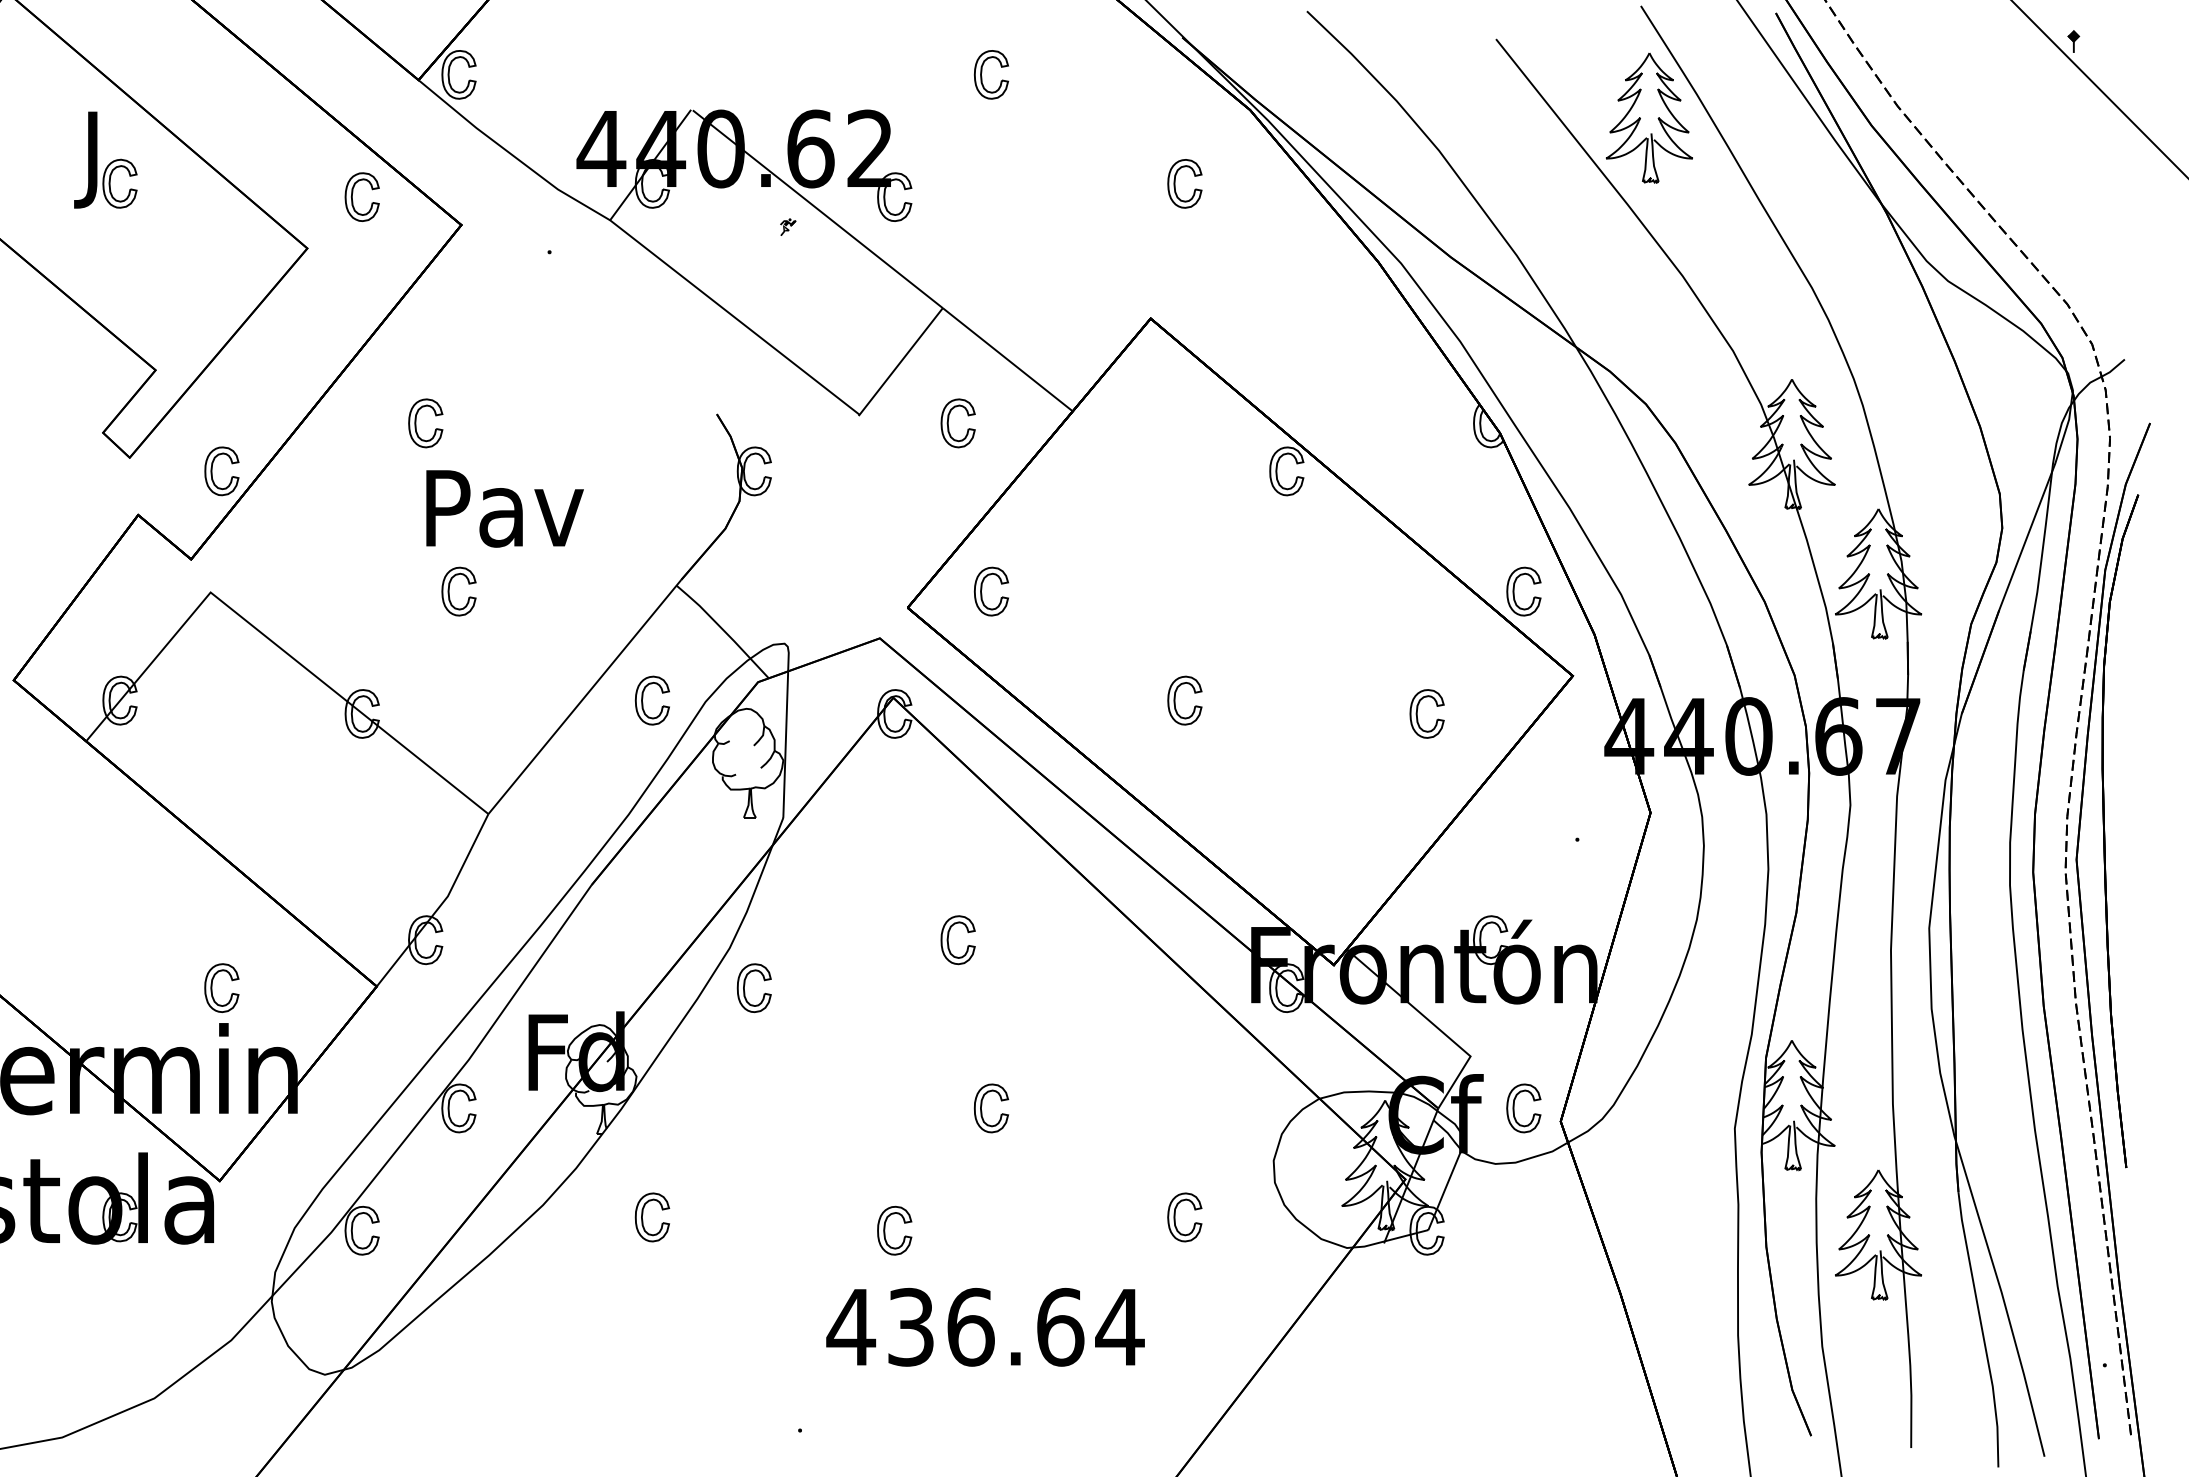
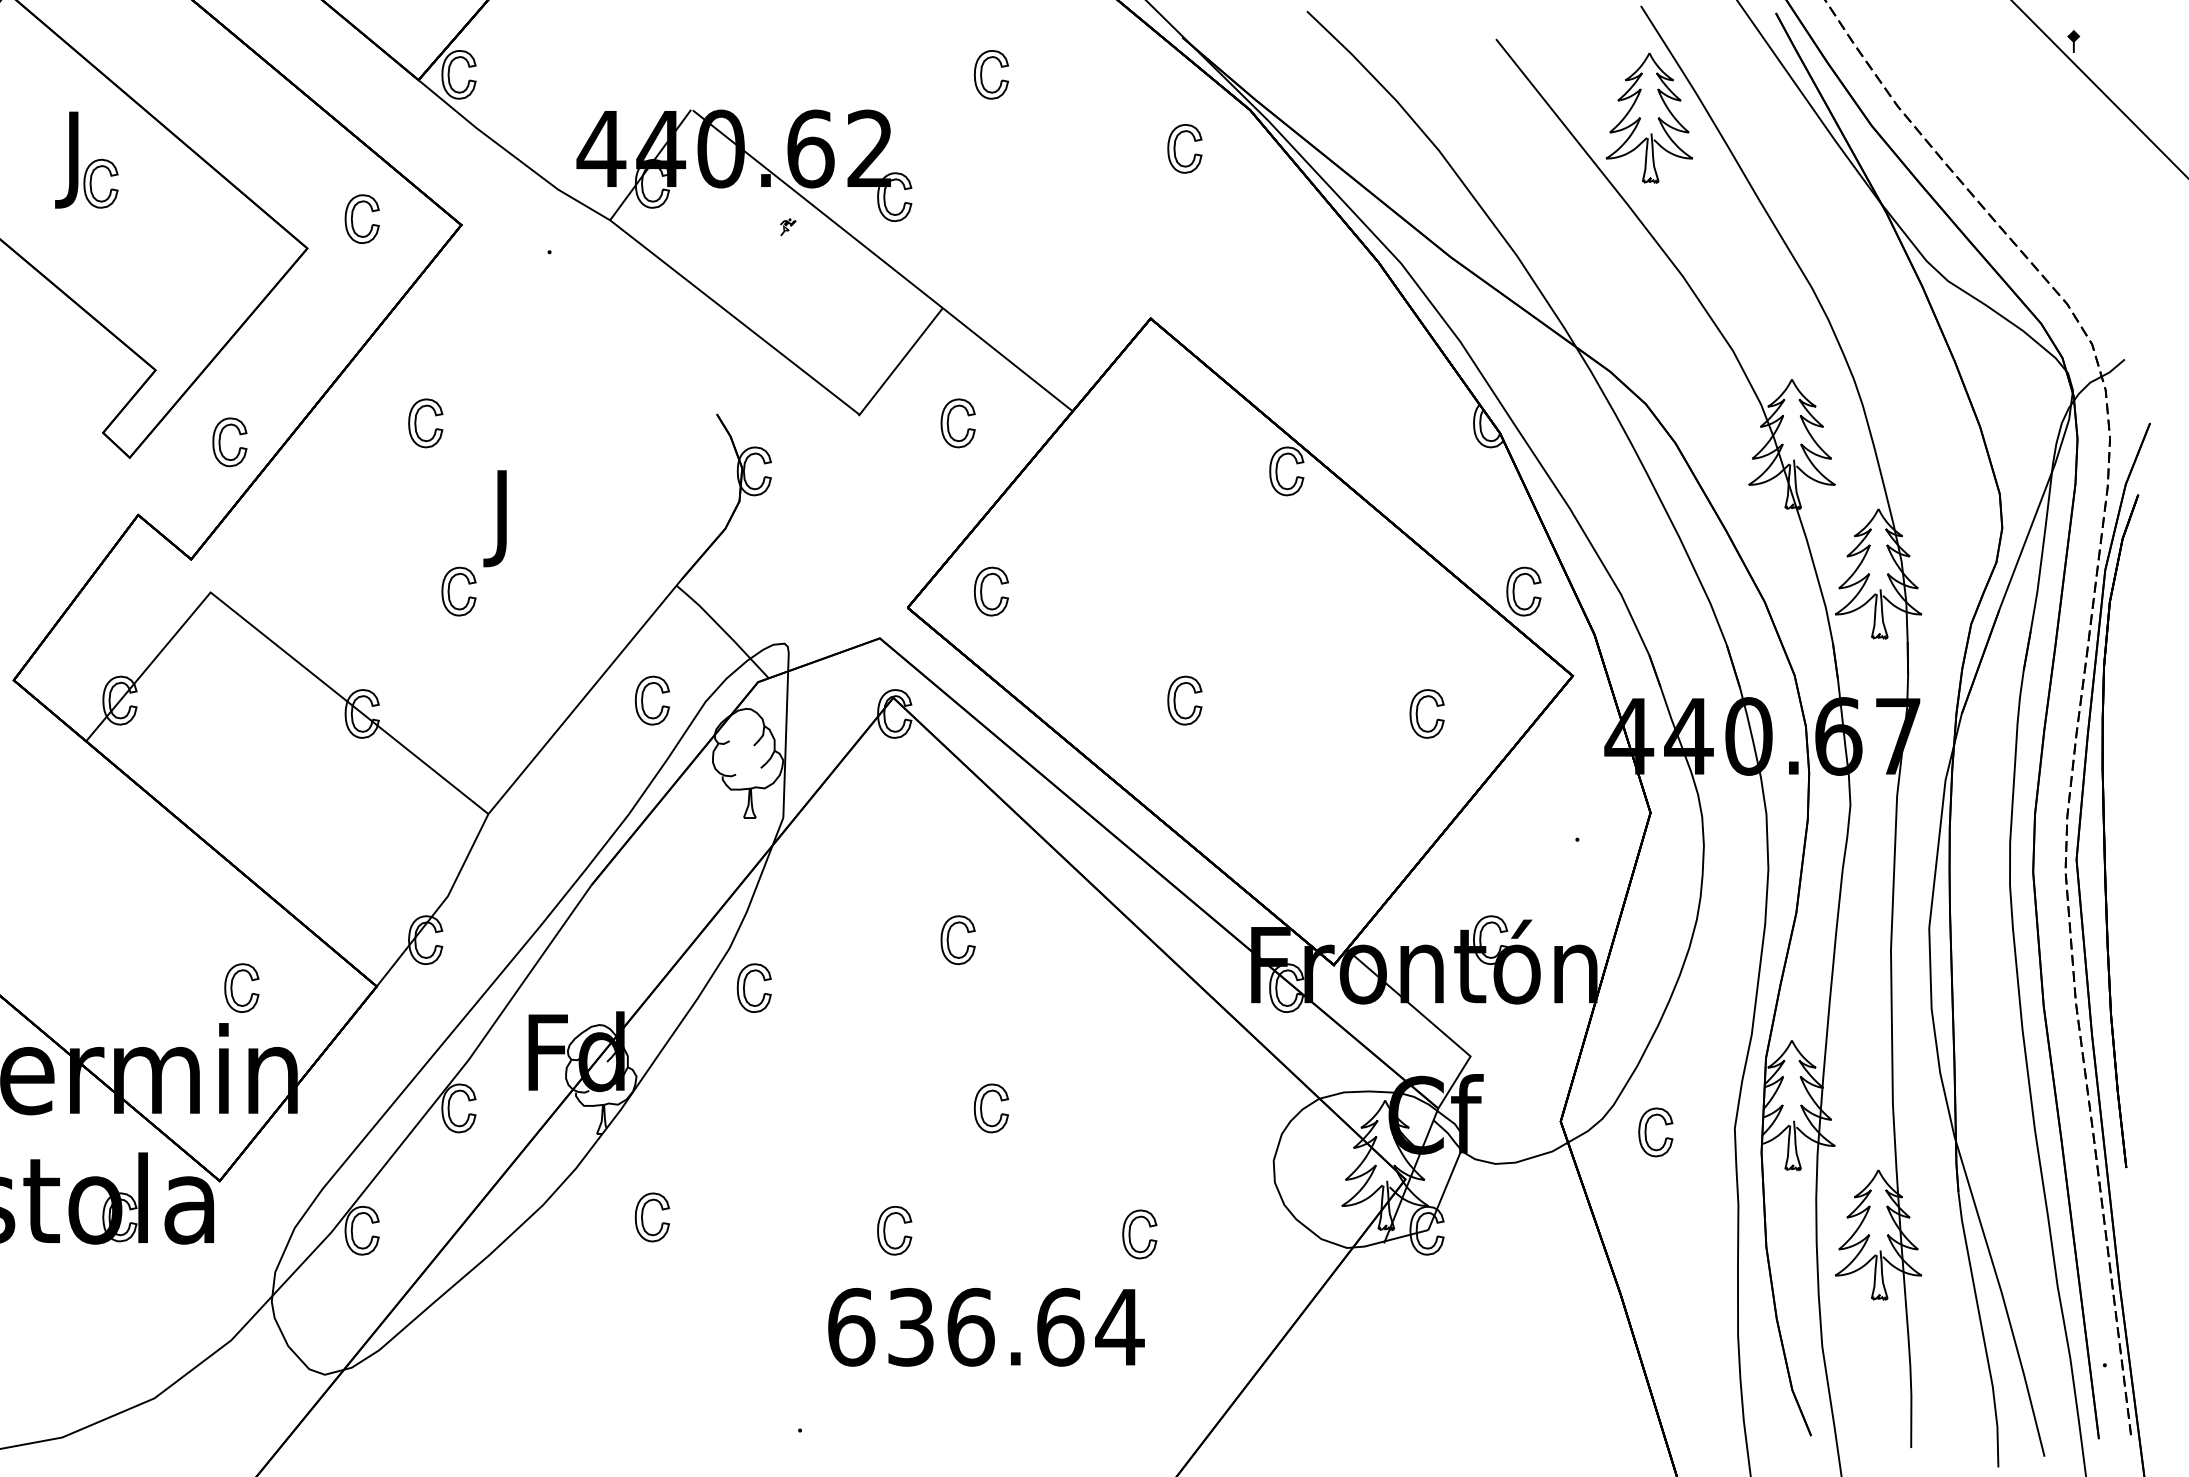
part position: (105, 159) -> (86, 159) (86, 159)
part position: (1175, 183) -> (1175, 148) (1175, 148)
part position: (353, 192) -> (353, 214) (353, 214)
part position: (212, 471) -> (220, 442) (220, 442)
text: Pav -> J (504, 518)
part position: (212, 987) -> (232, 987) (232, 987)
part position: (1514, 1108) -> (1646, 1132) (1646, 1132)
part position: (1175, 1217) -> (1130, 1234) (1130, 1234)
text: 436.64 -> 636.64 (851, 1326)
